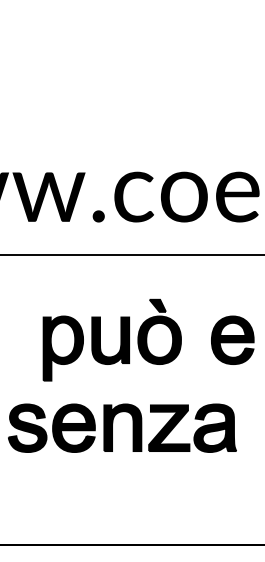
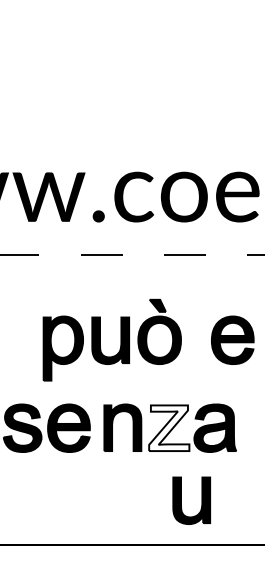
line: solid -> dashed (132, 255)
part position: (51, 427) -> (46, 427) (46, 427)
fill: present -> none (169, 428)
part: none -> present (181, 500)
